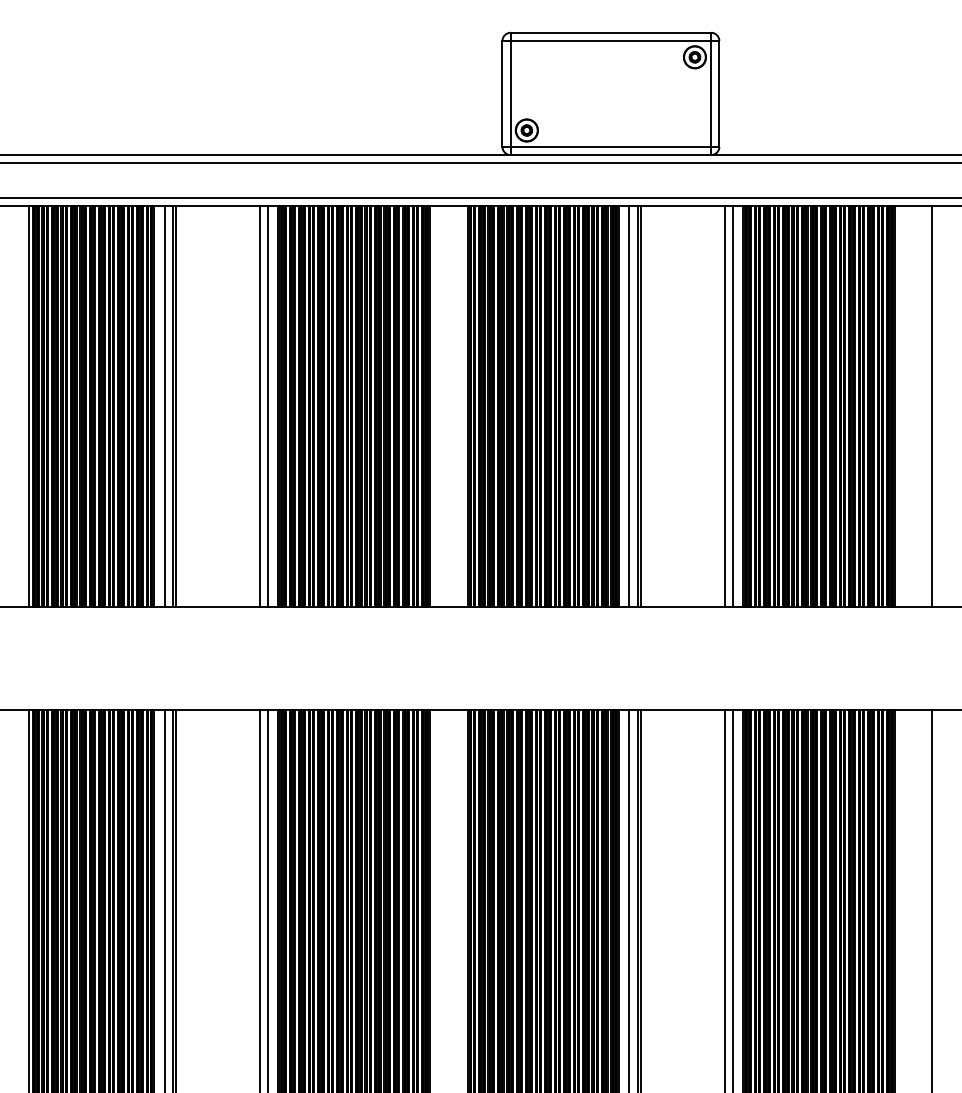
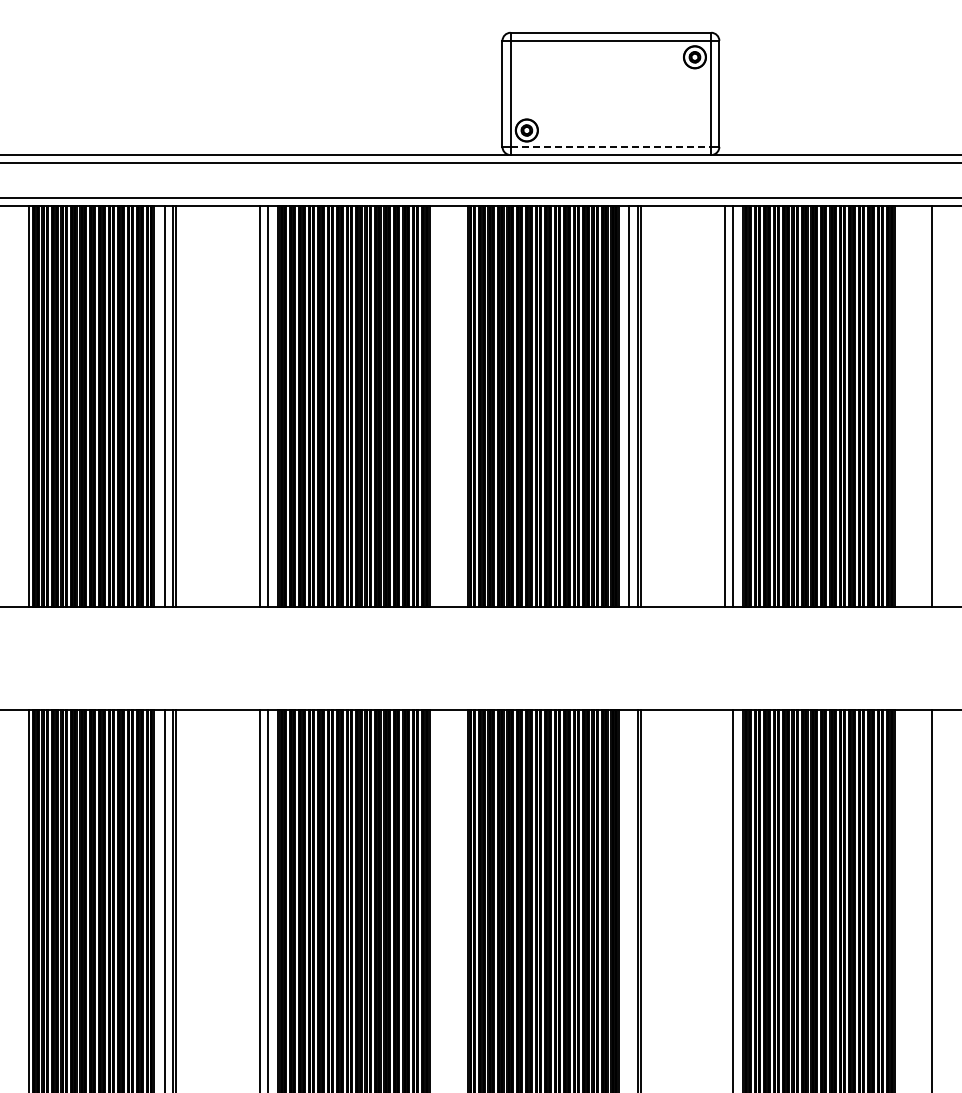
line: solid -> dashed (611, 146)
line: present -> none (629, 899)
line: present -> none (725, 899)
